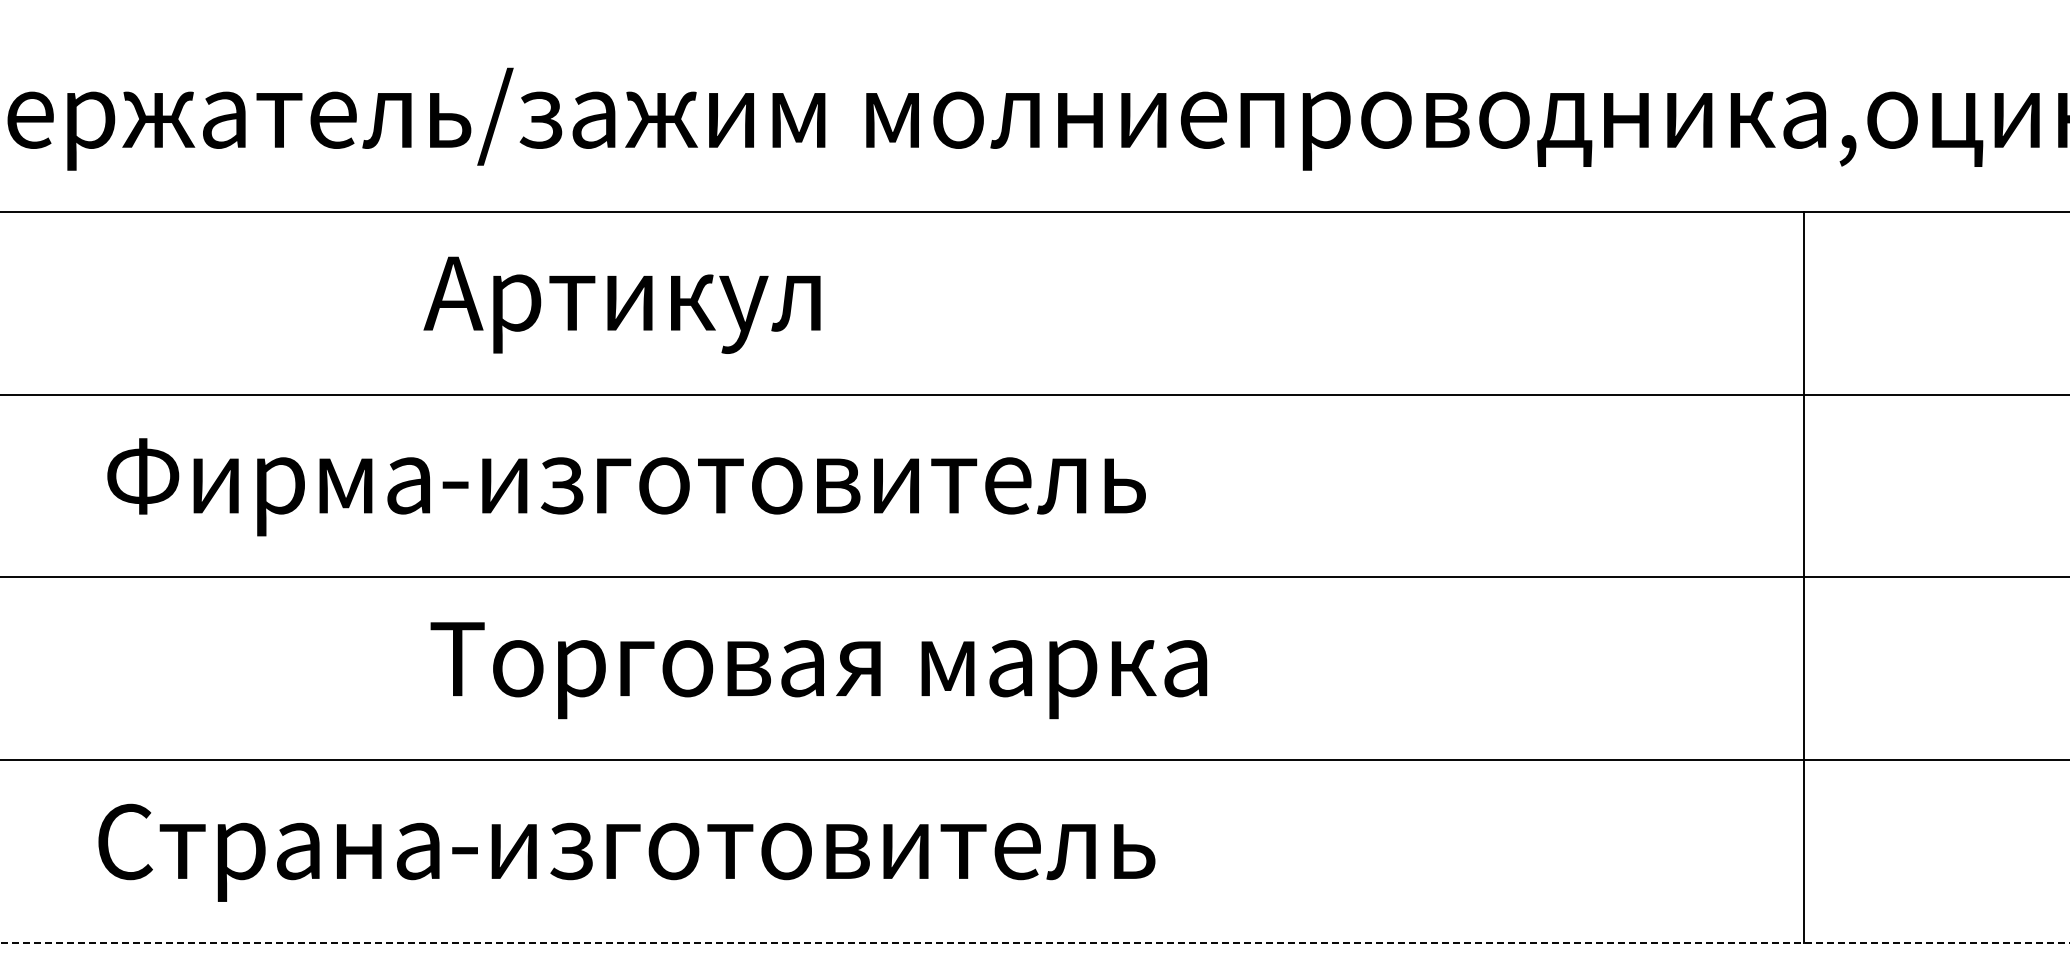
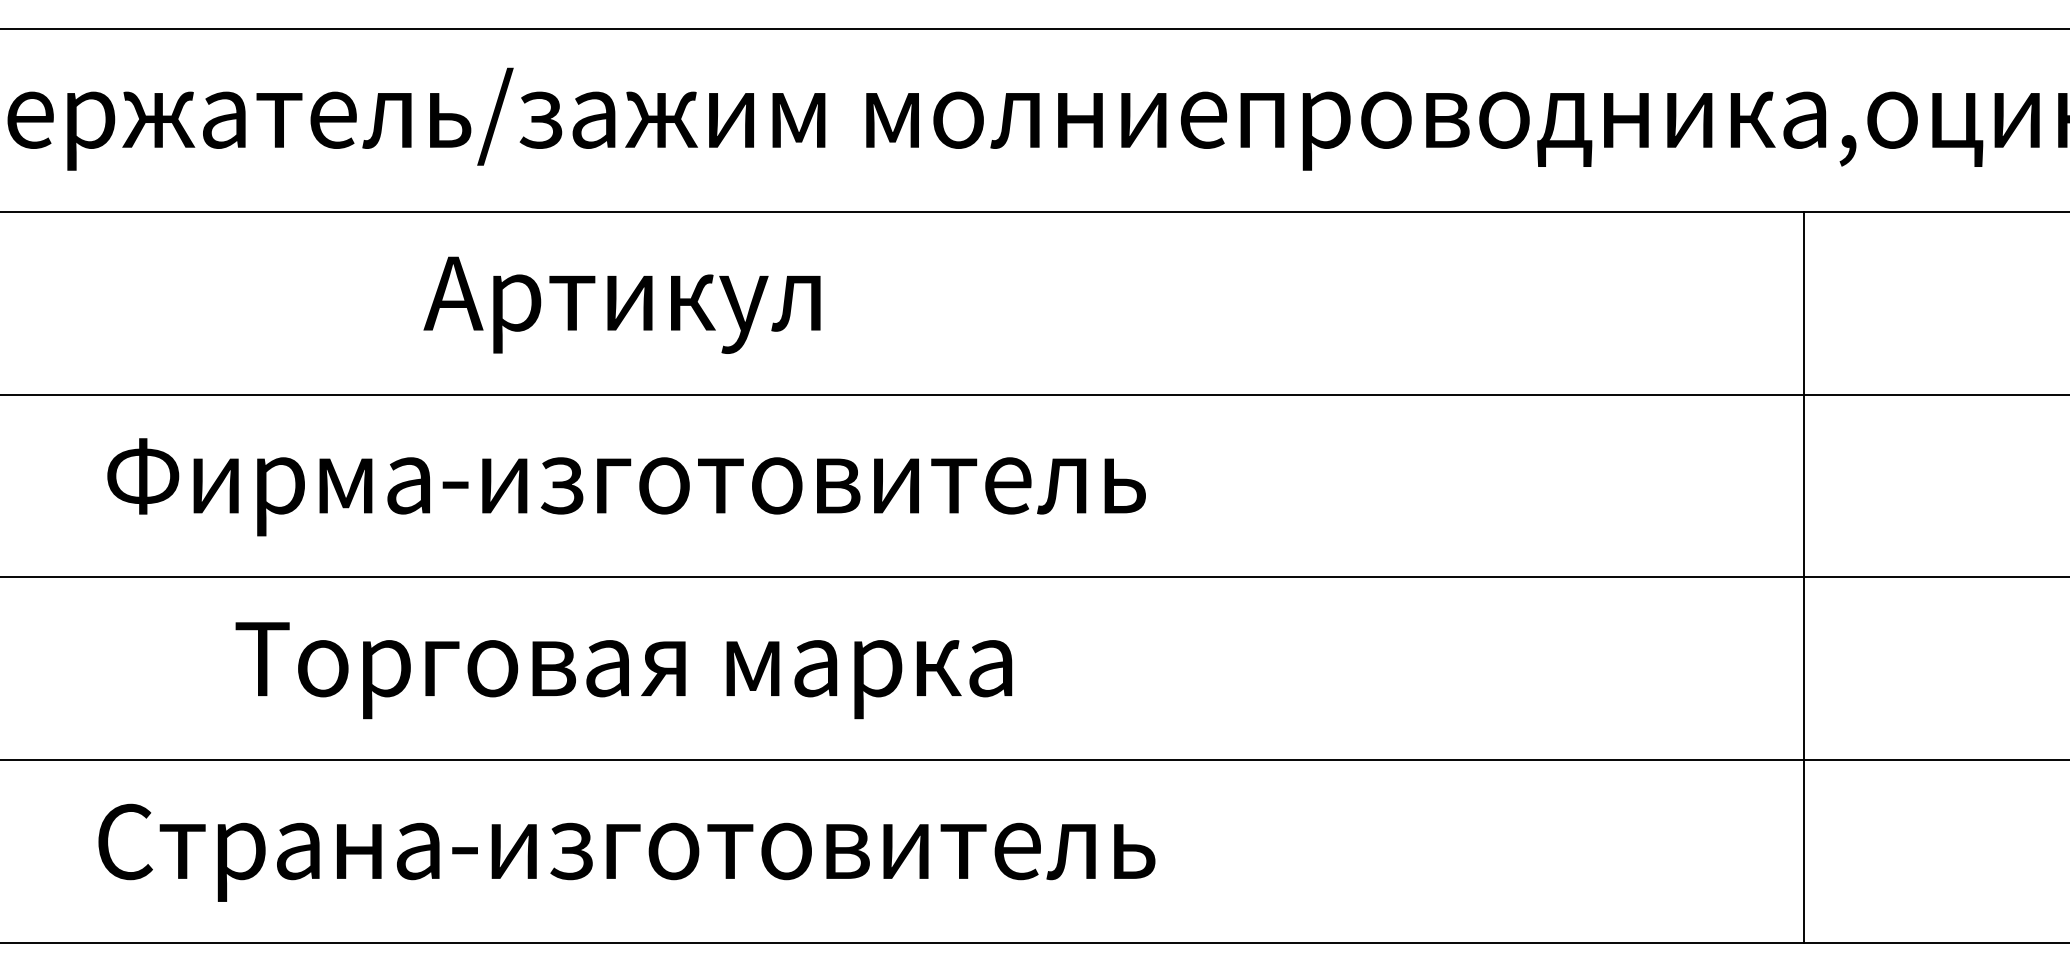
line: none -> present (1034, 29)
text position: (818, 670) -> (623, 670) (623, 670)
line: dashed -> solid (1035, 942)
